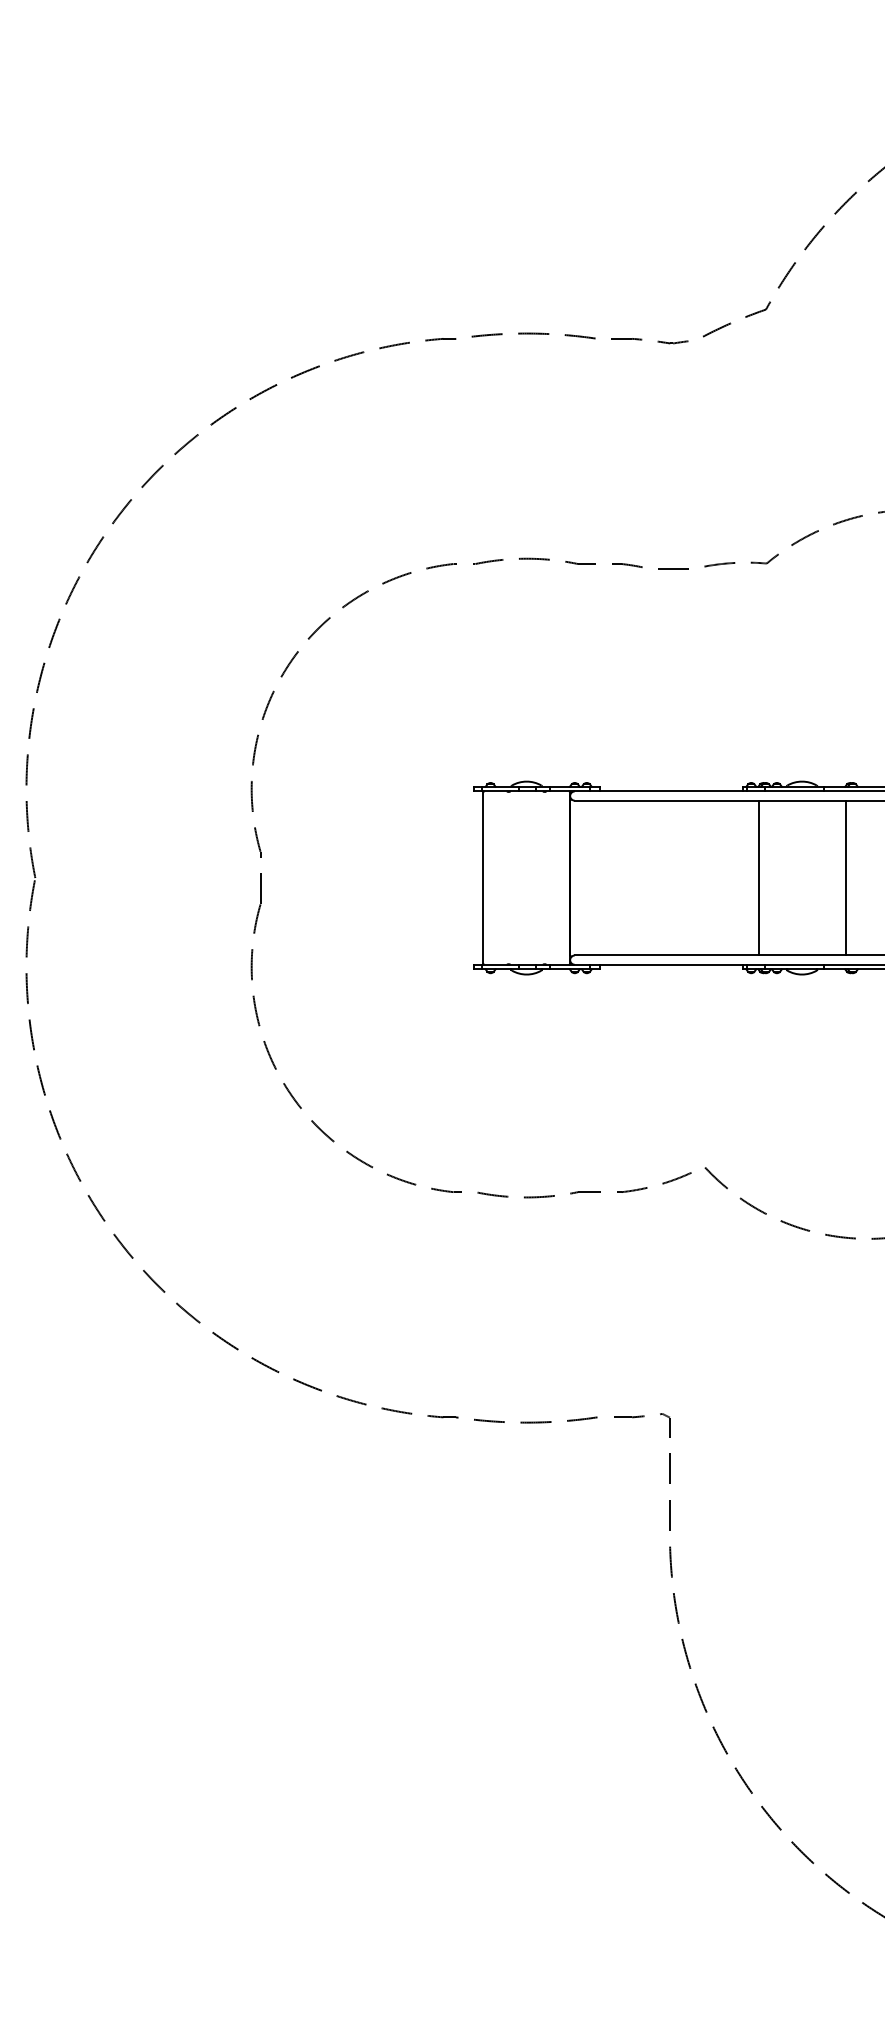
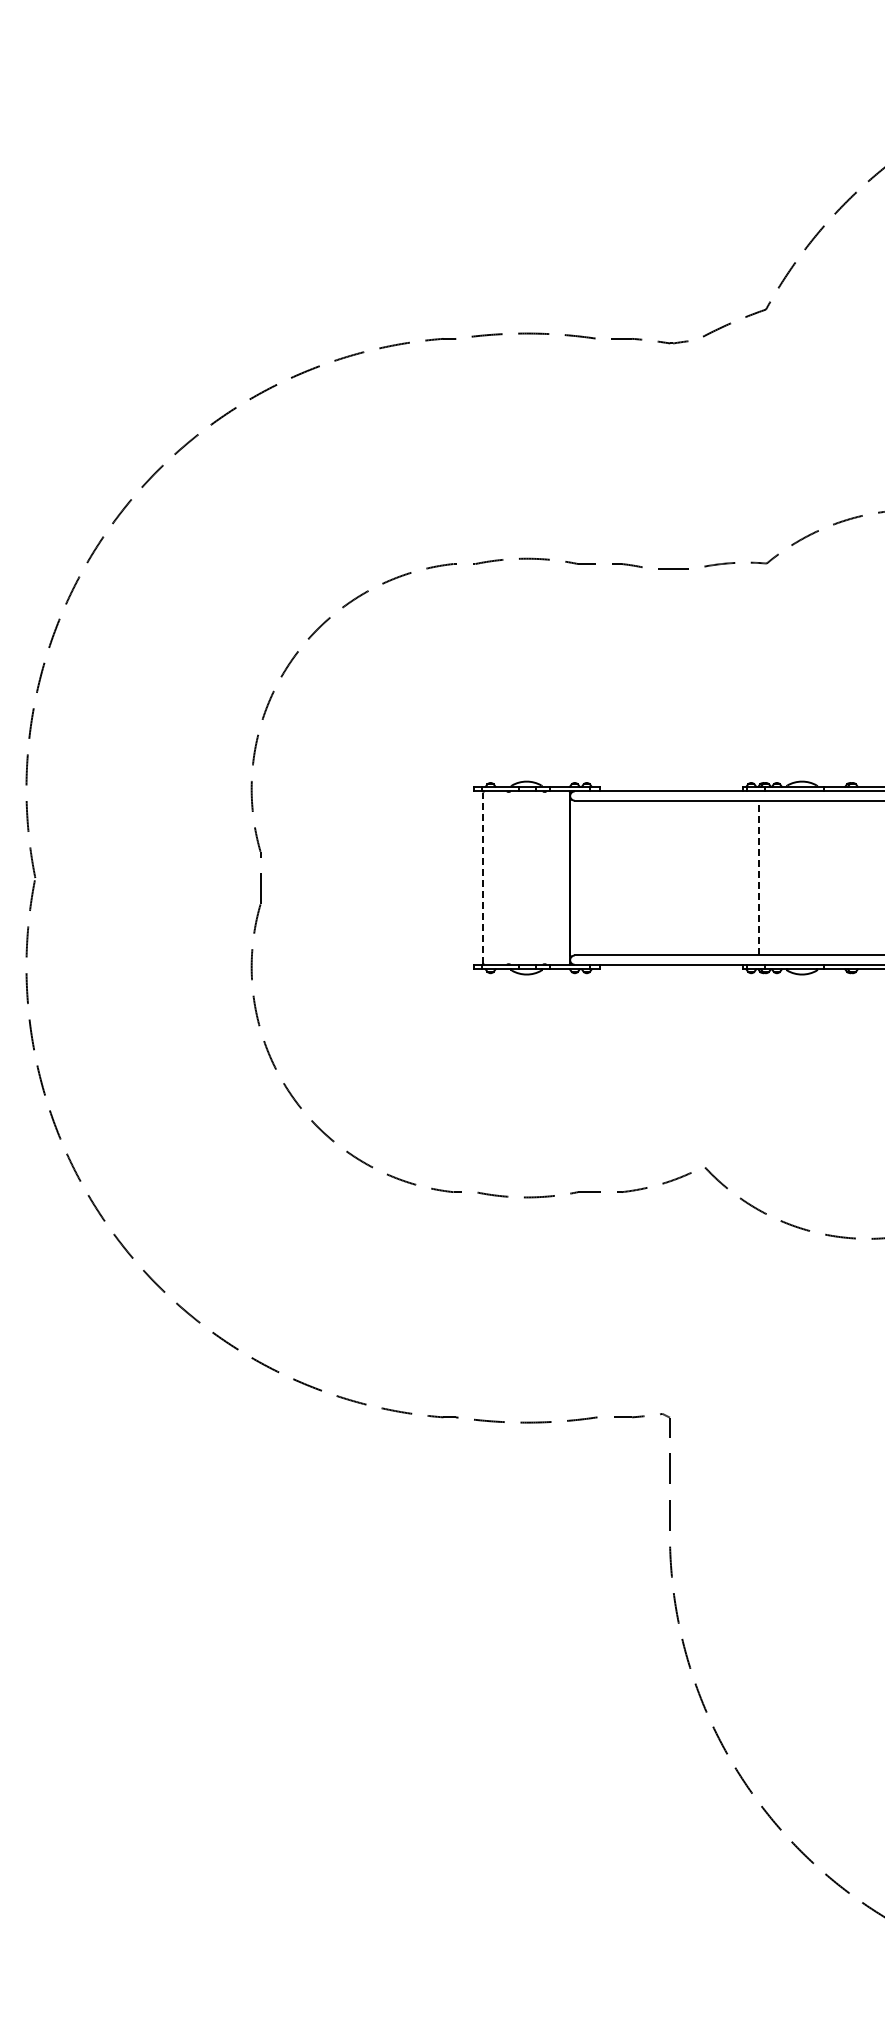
line: solid -> dashed (483, 877)
line: solid -> dashed (758, 877)
line: present -> none (845, 877)
